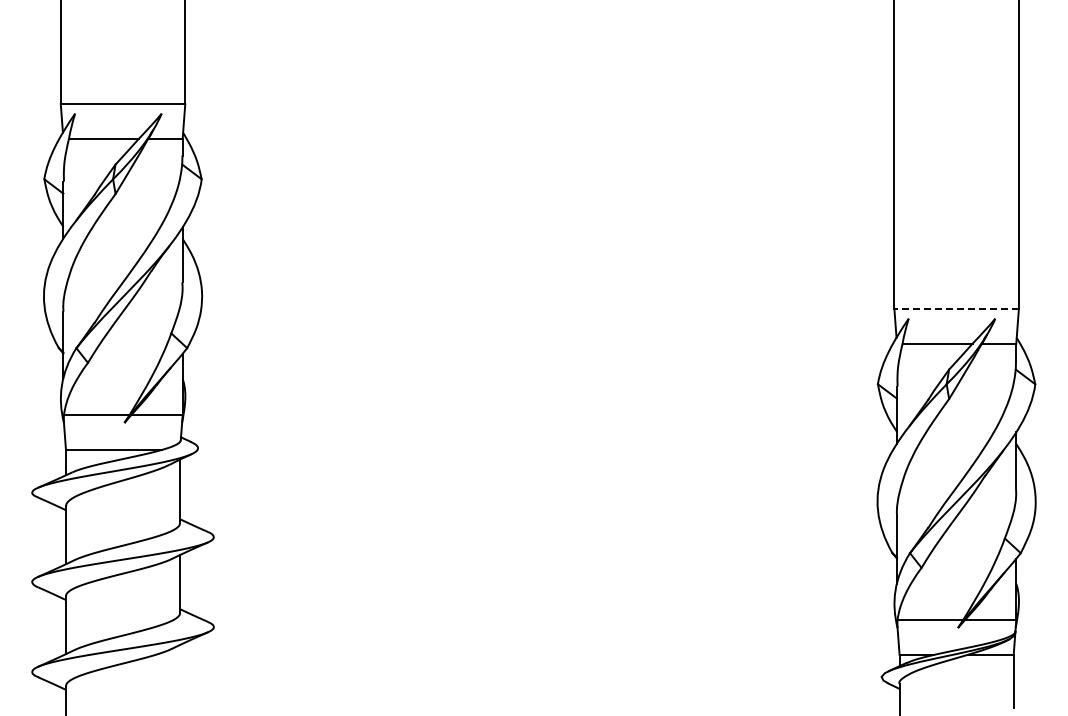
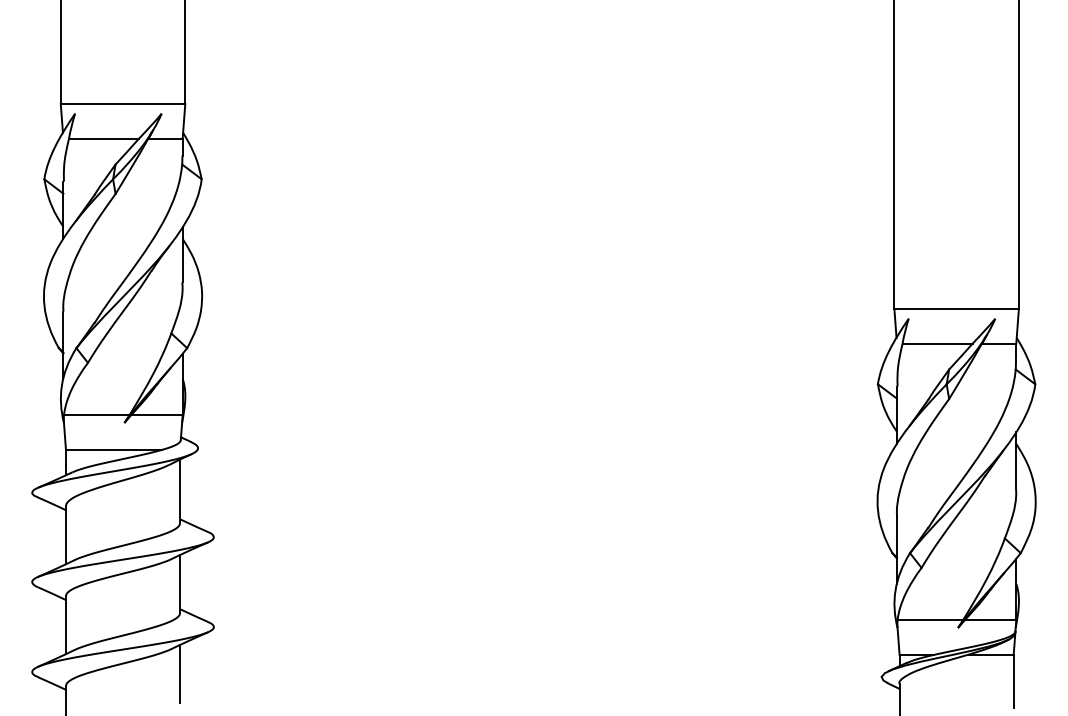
line: dashed -> solid (956, 309)
line: none -> present (180, 673)
